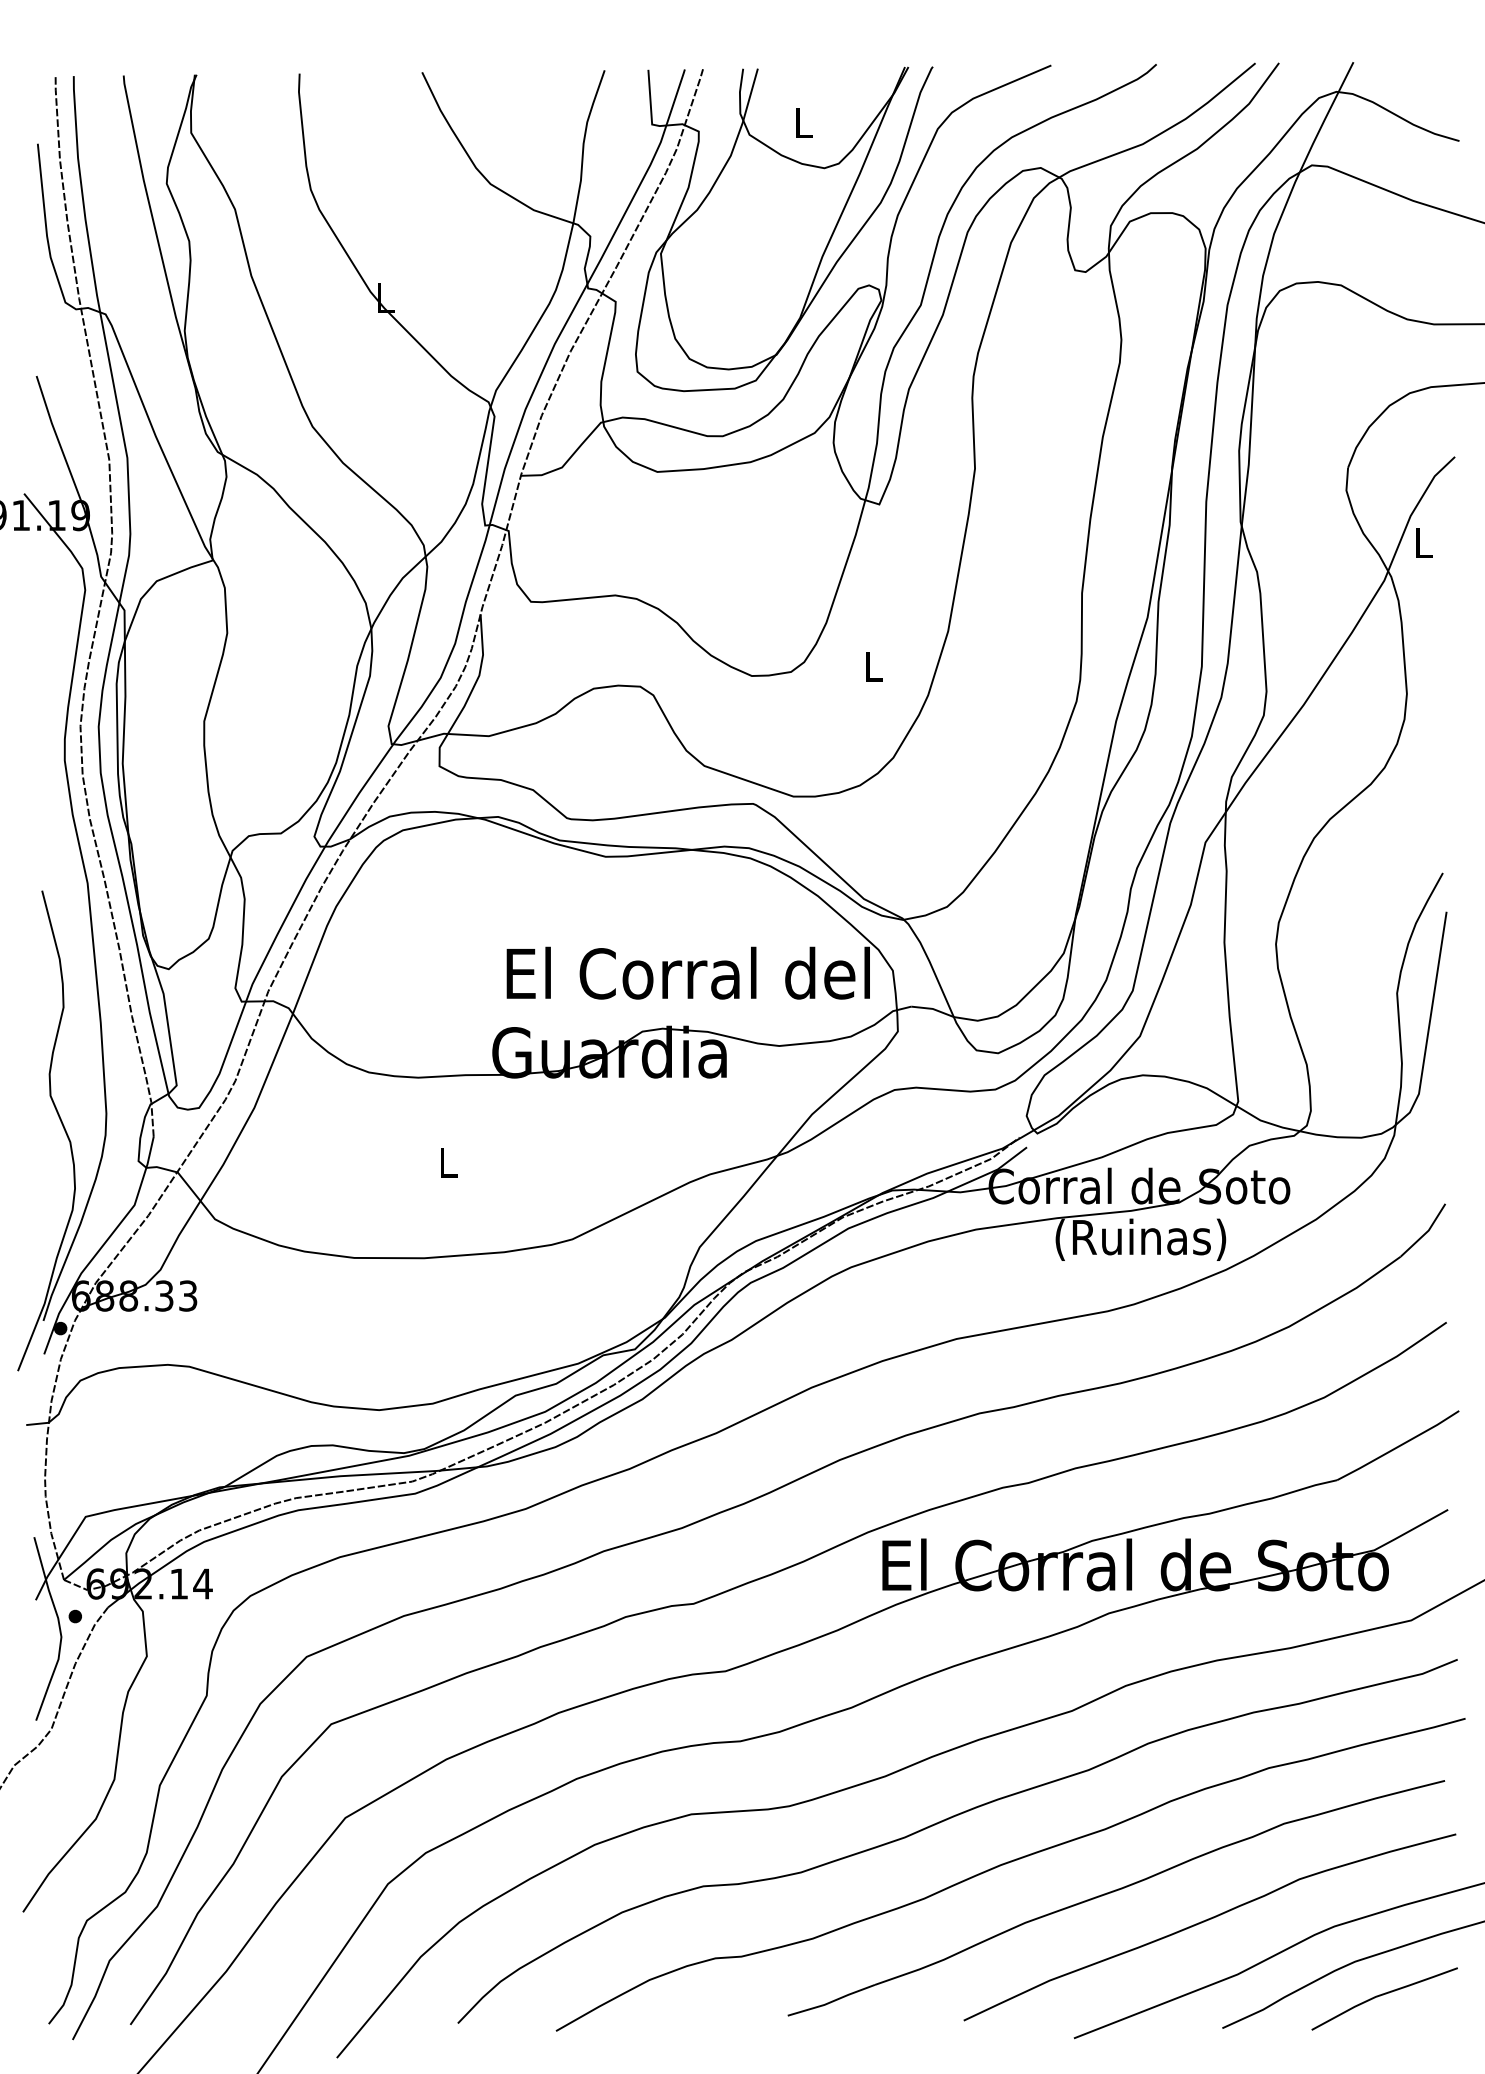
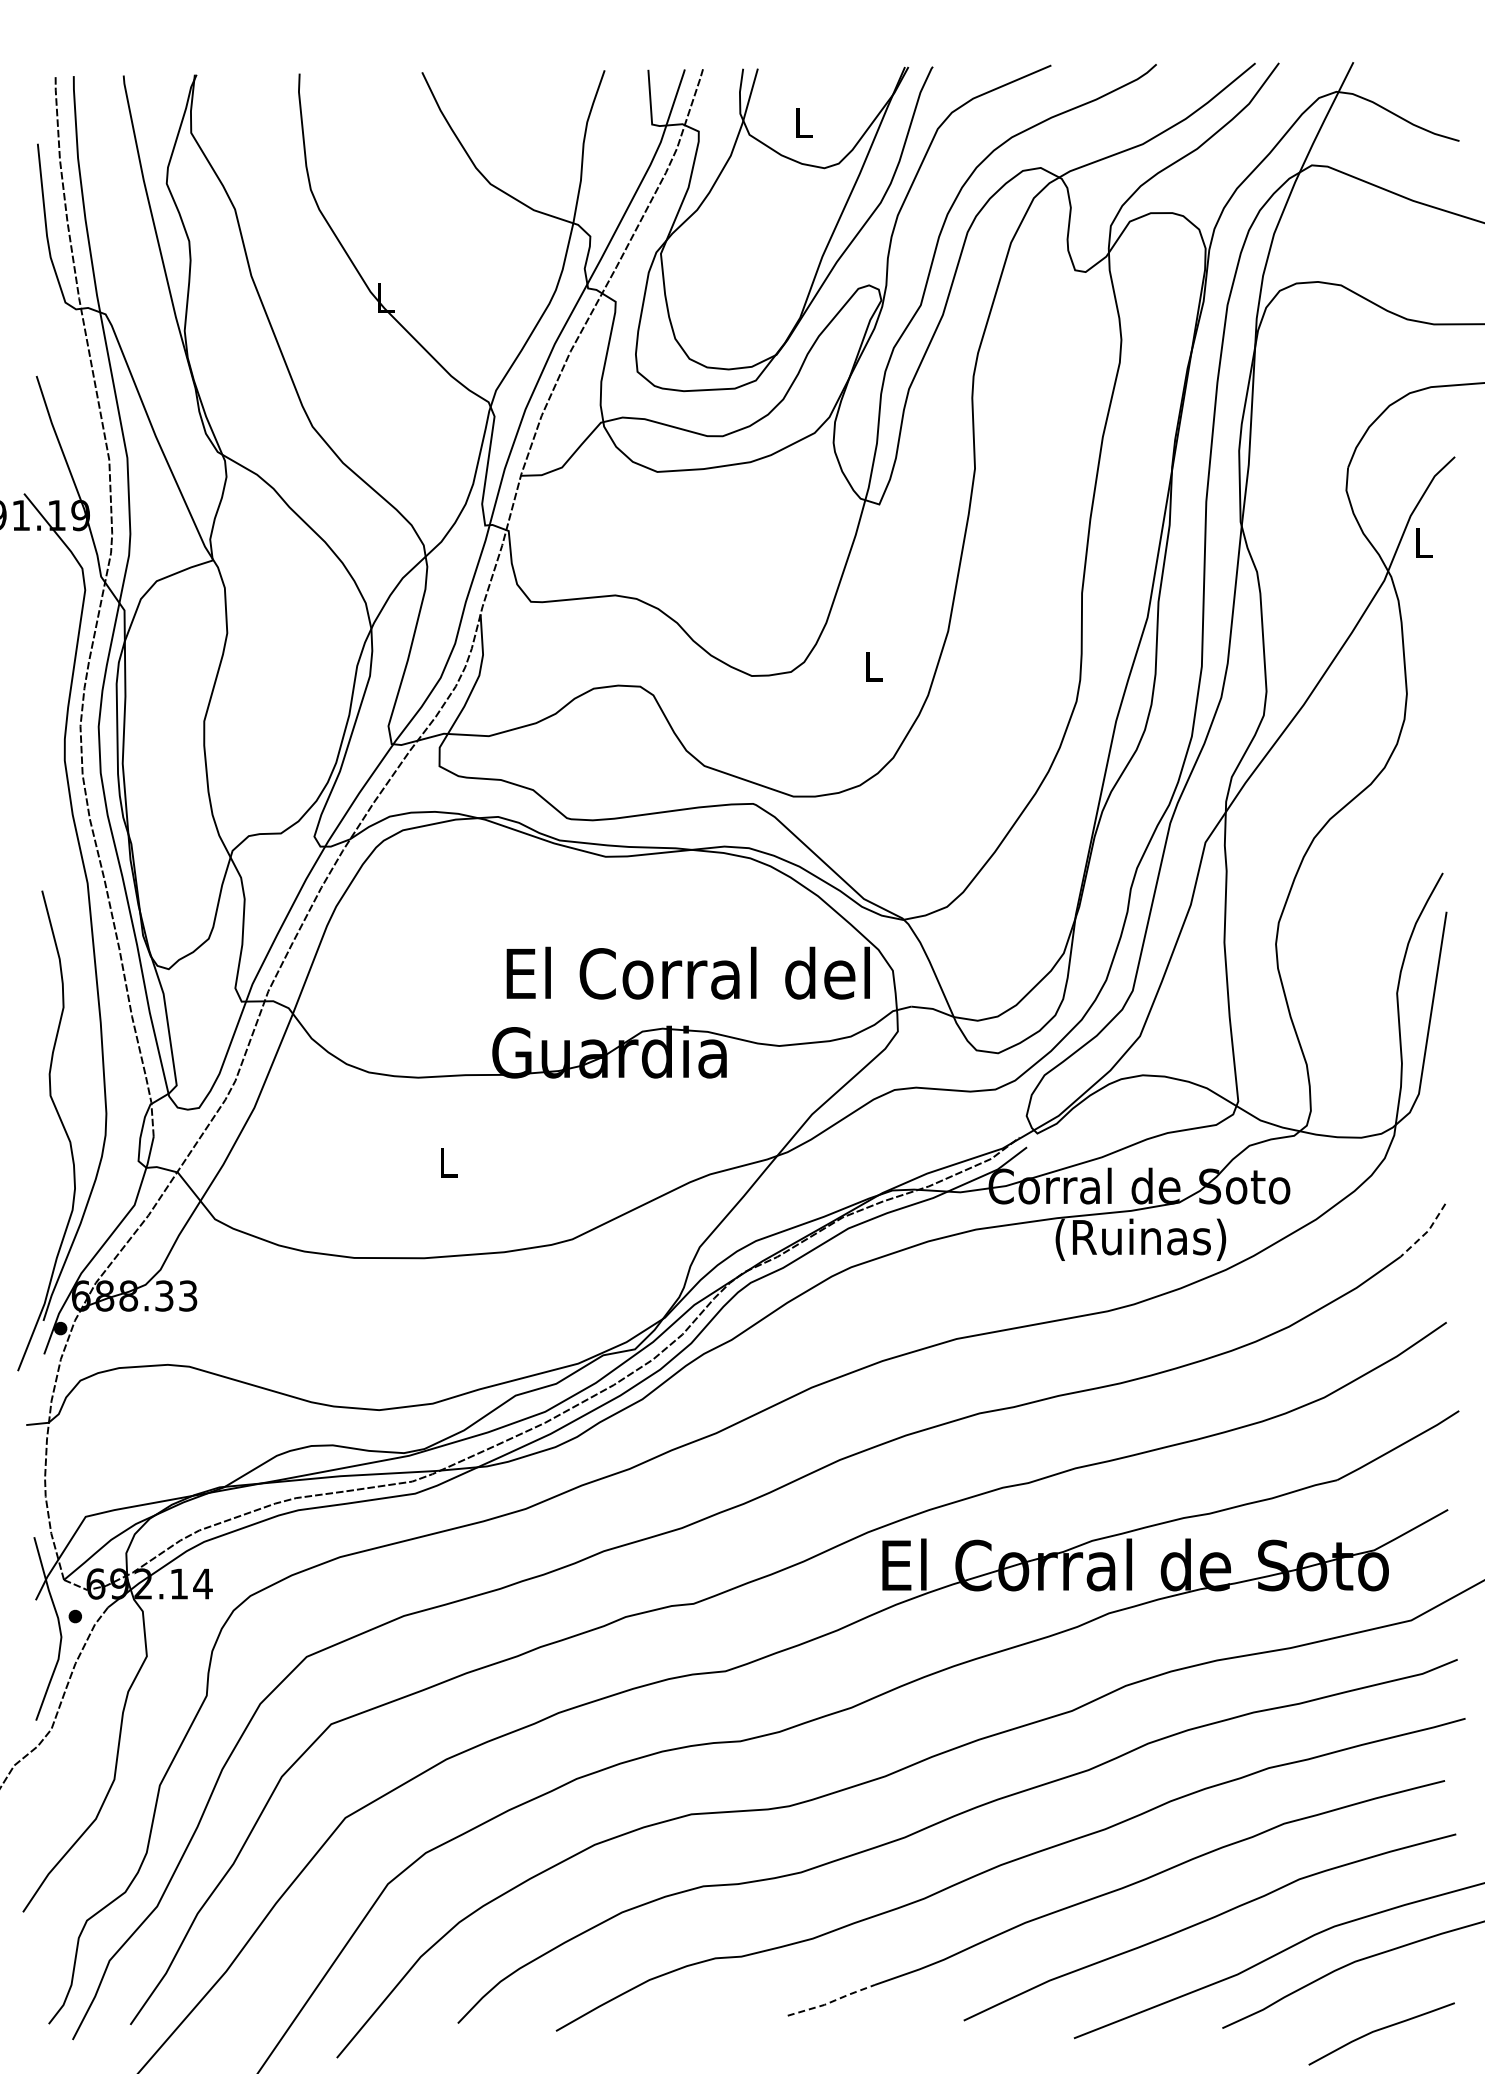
line: solid -> dashed (1426, 1232)
curve position: (1383, 1995) -> (1380, 2030) (1380, 2030)
line: solid -> dashed (832, 2001)
